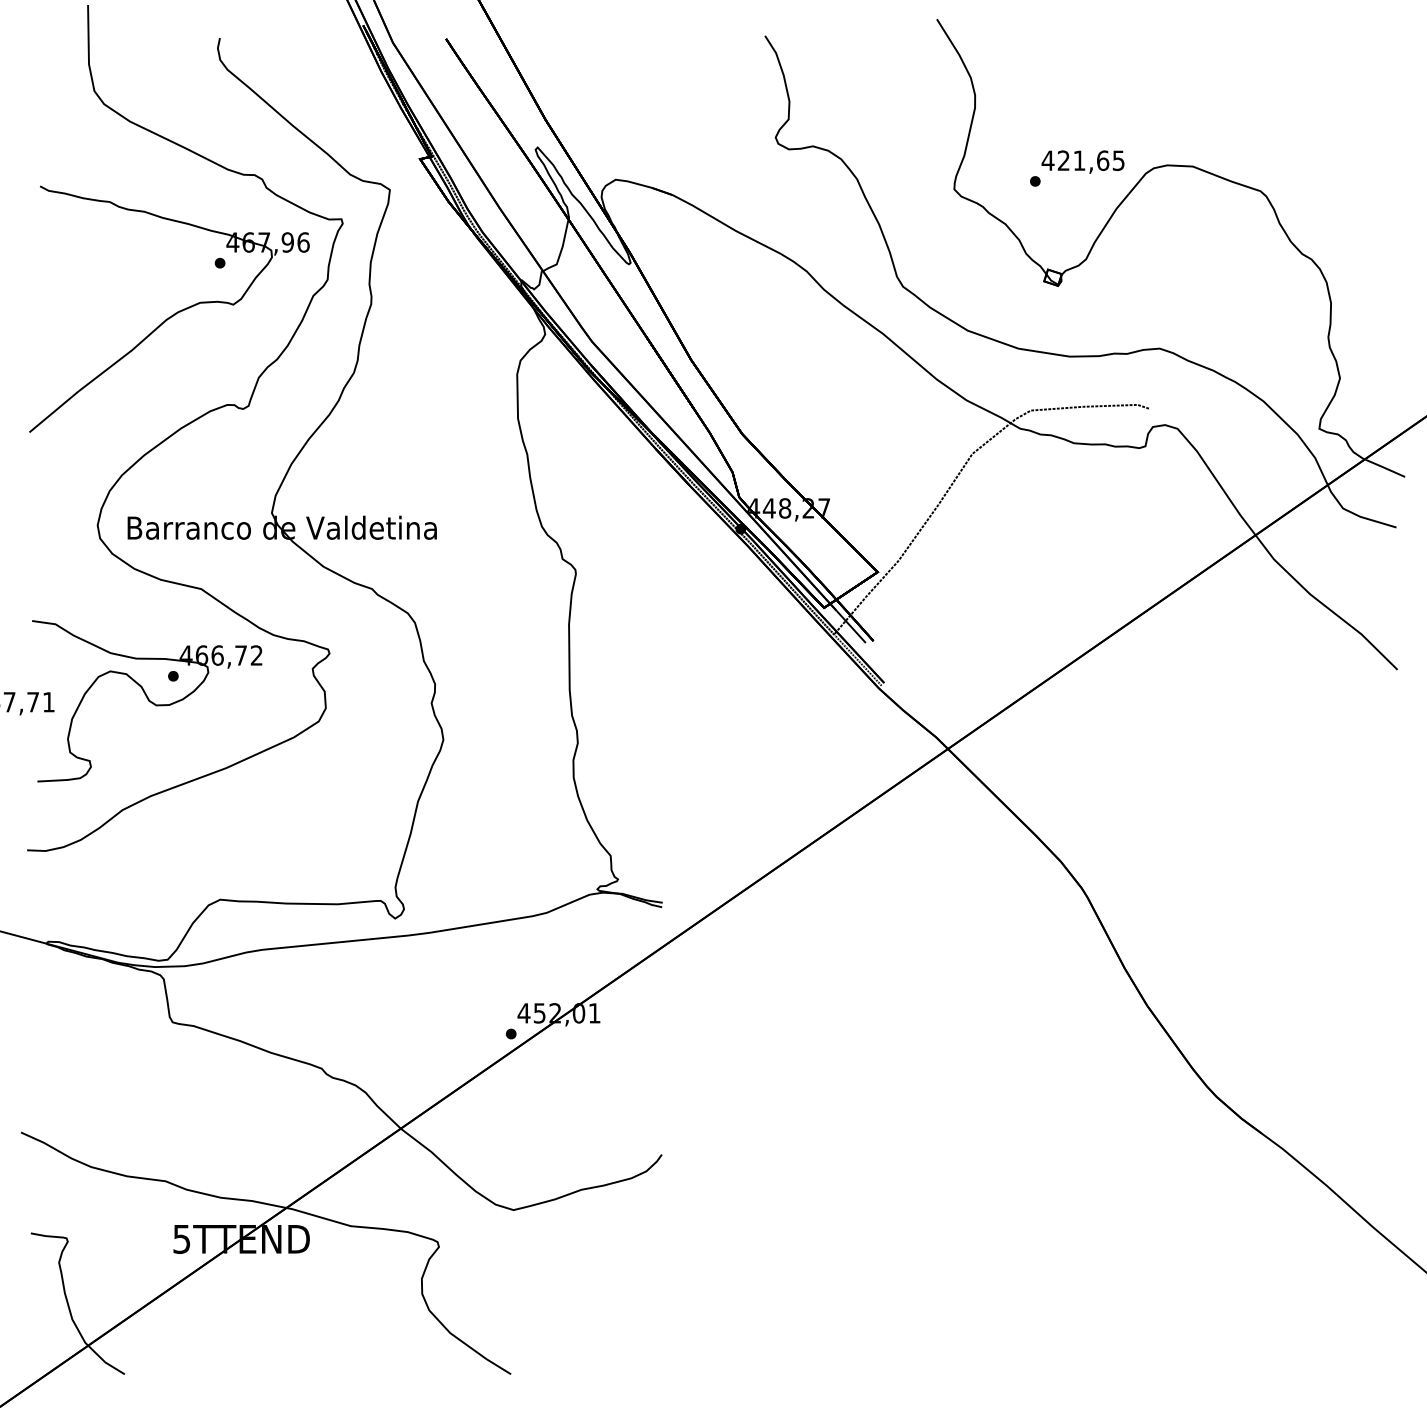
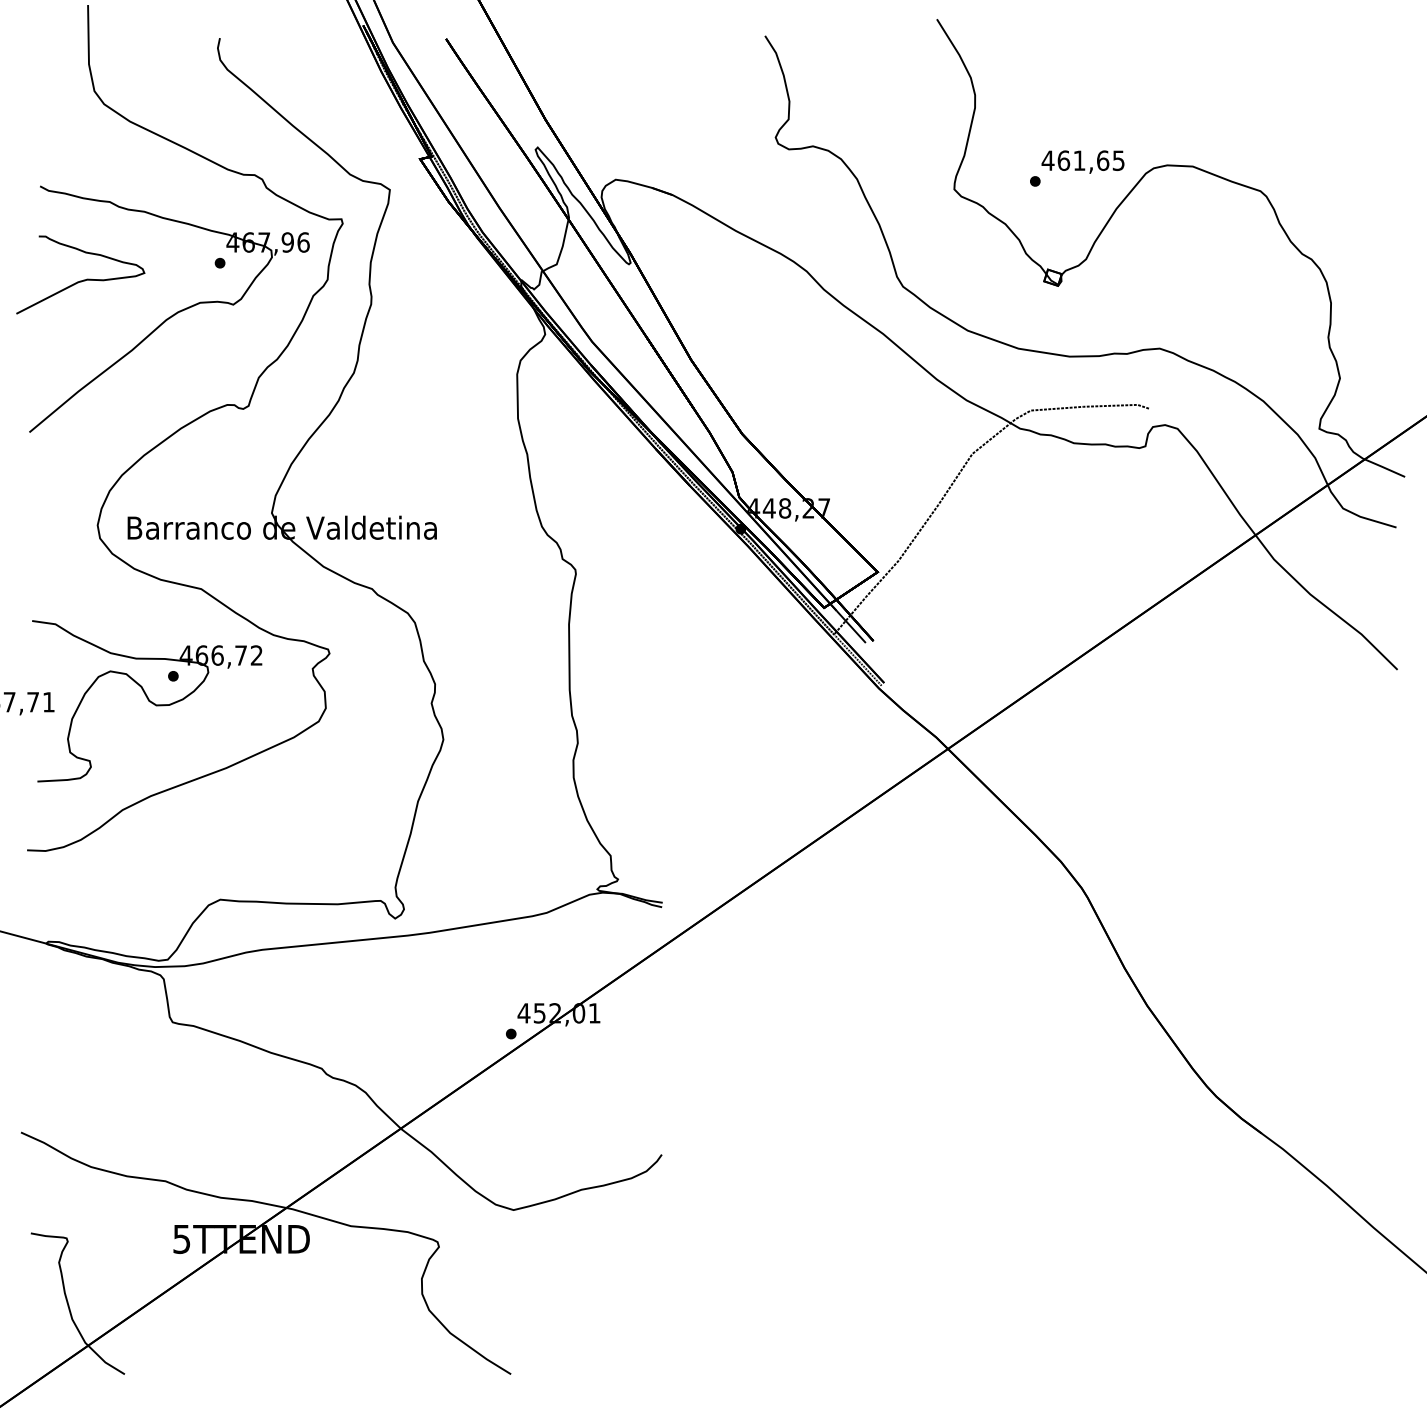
text: 421,65 -> 461,65 (1063, 160)
part: none -> present (80, 274)
